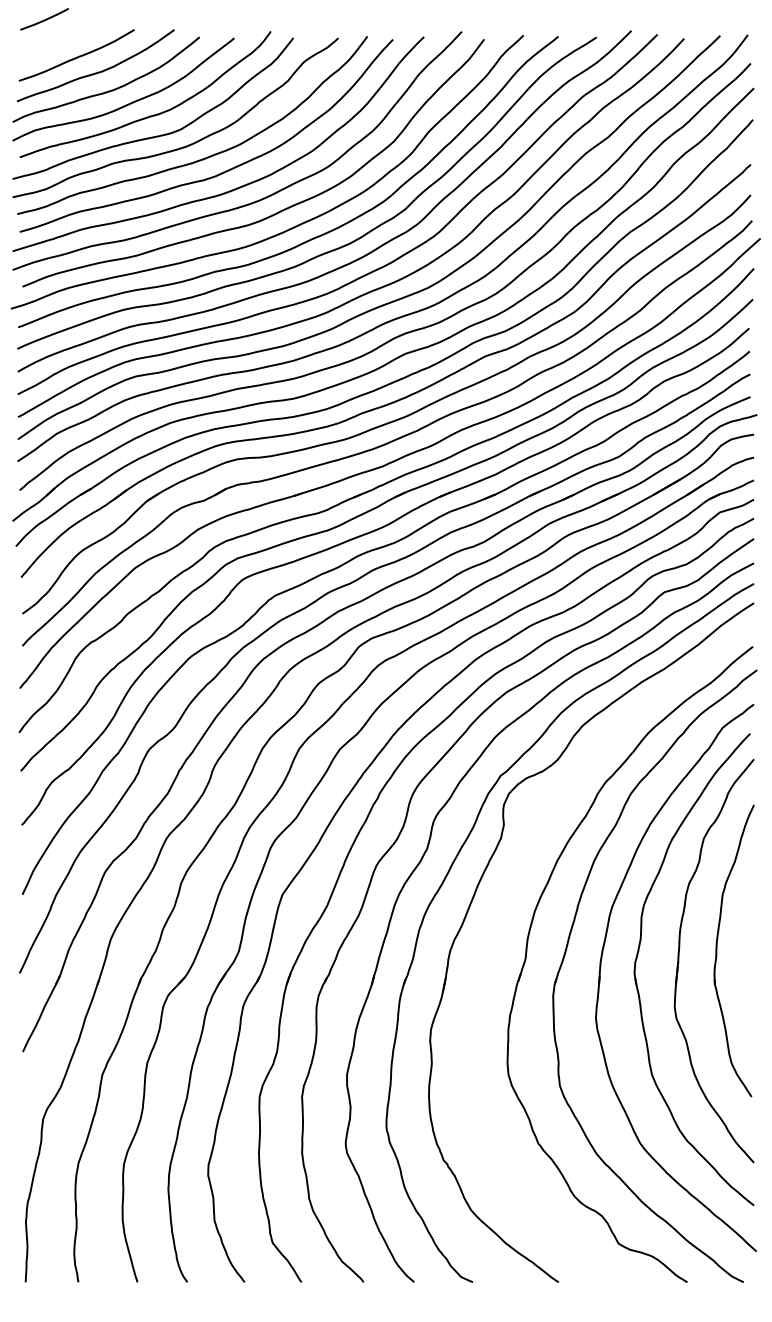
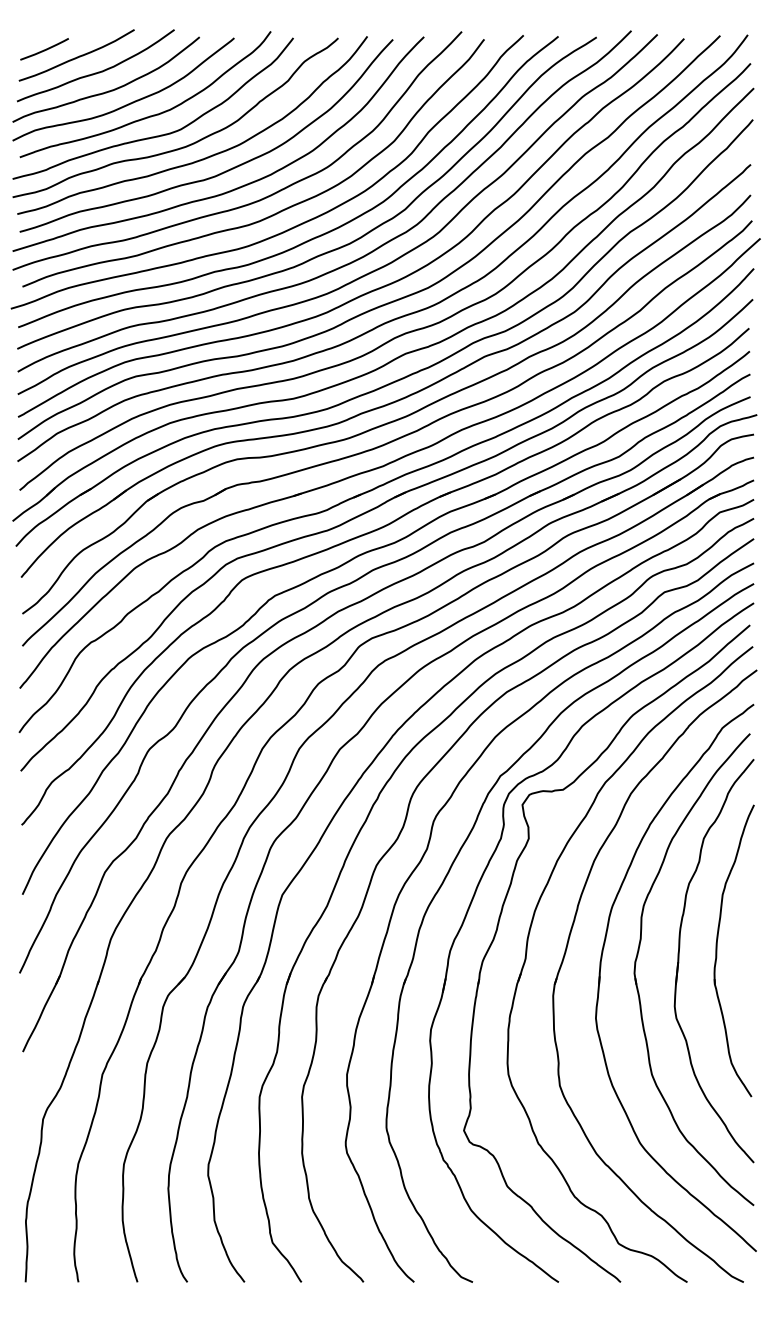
curve position: (44, 19) -> (44, 49) (44, 49)
part: none -> present (498, 928)
